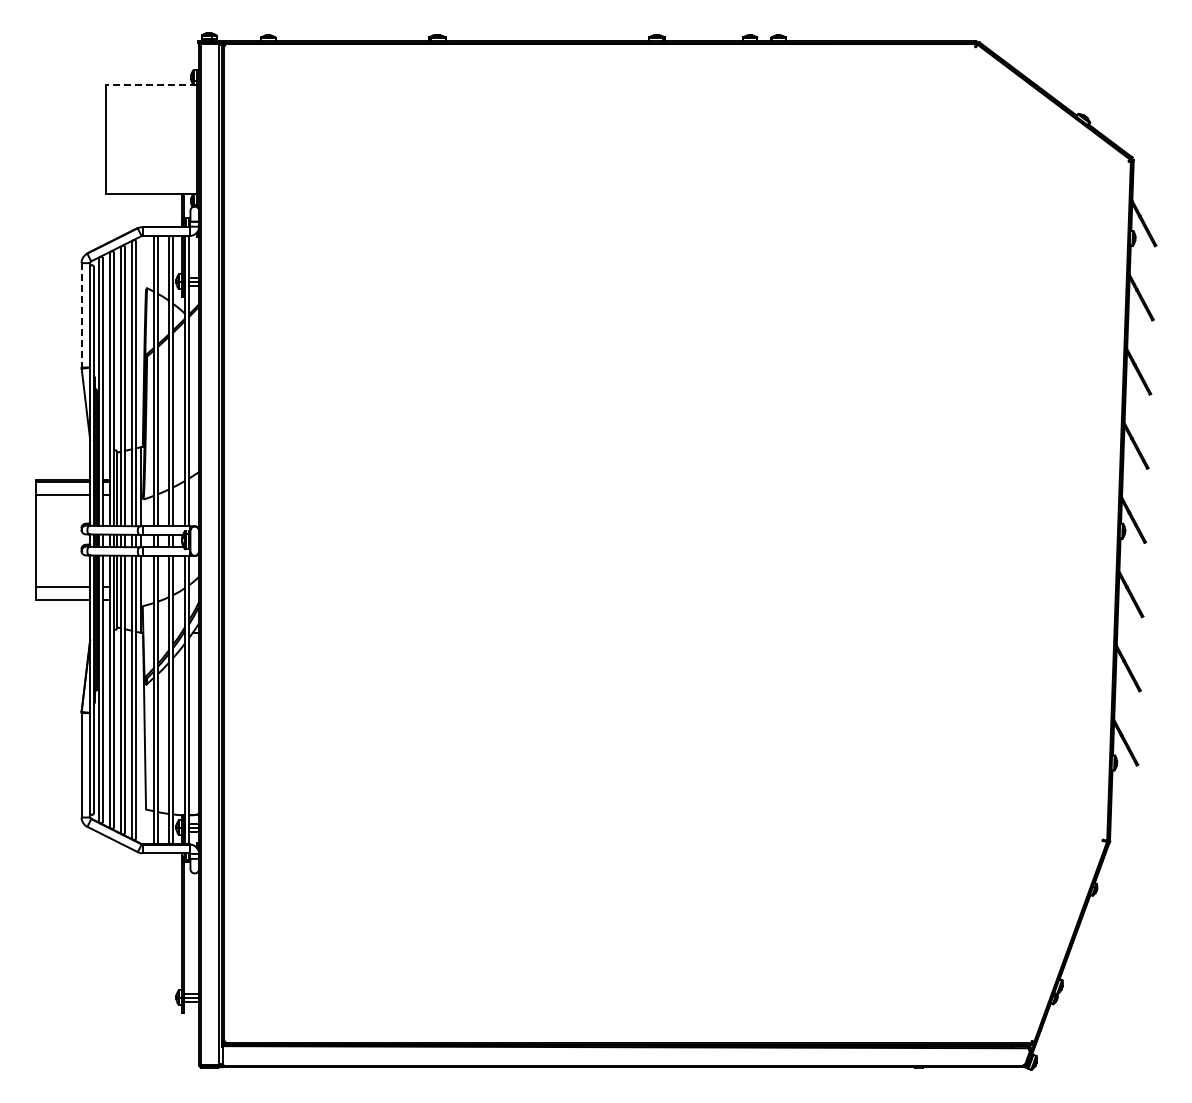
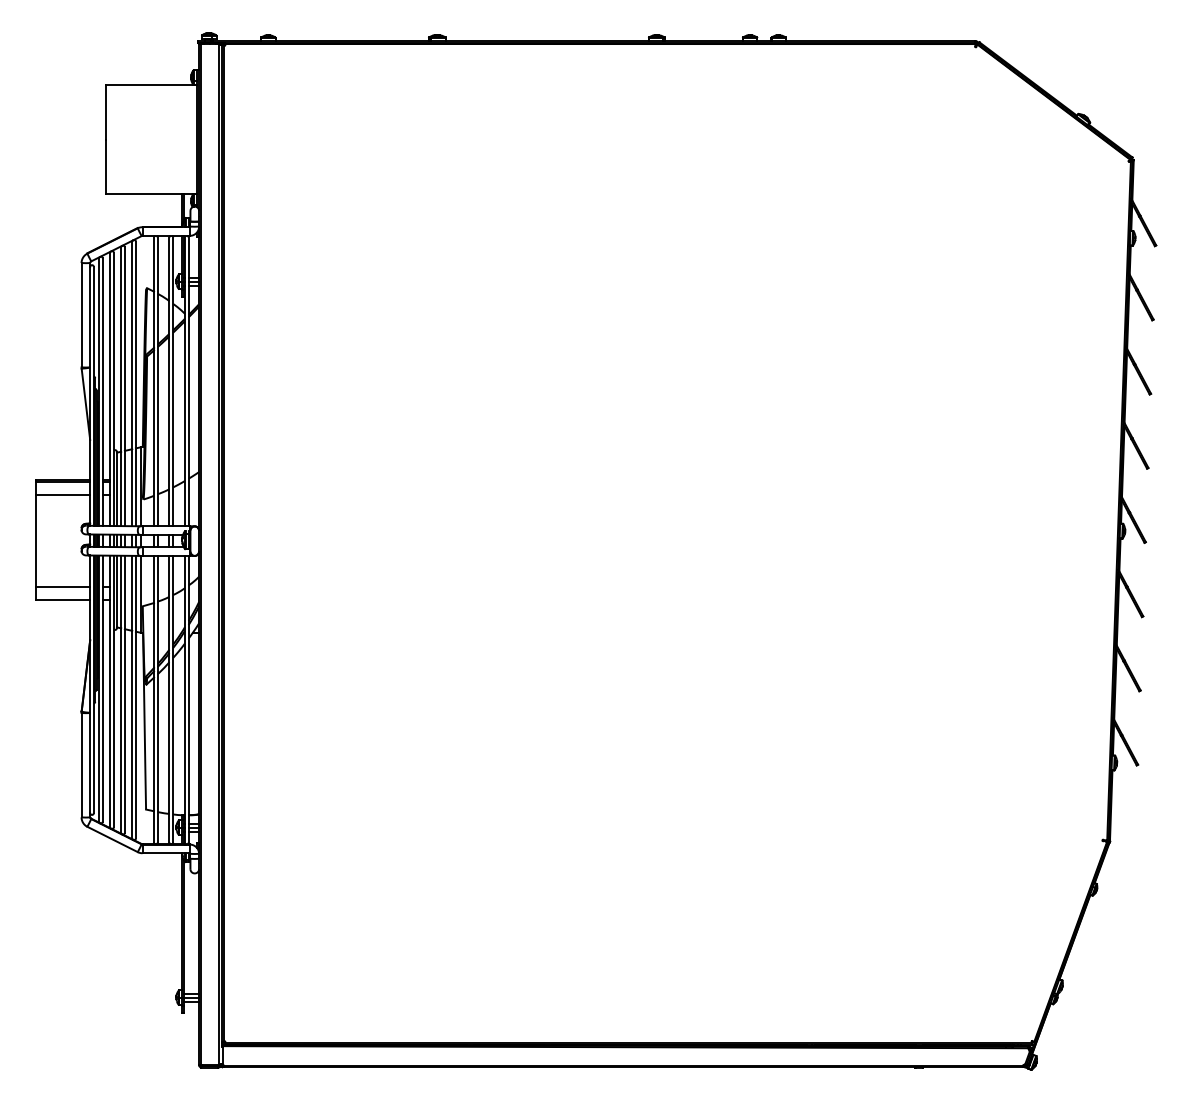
line: dashed -> solid (151, 85)
line: dashed -> solid (81, 315)
